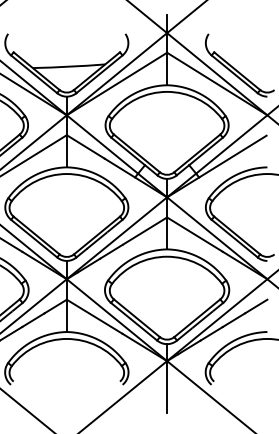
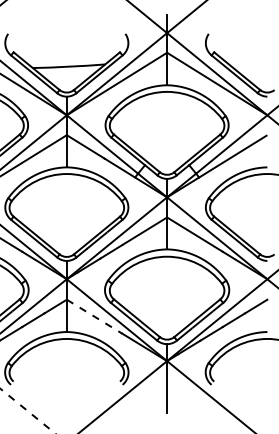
line: solid -> dashed (94, 316)
line: solid -> dashed (27, 410)
